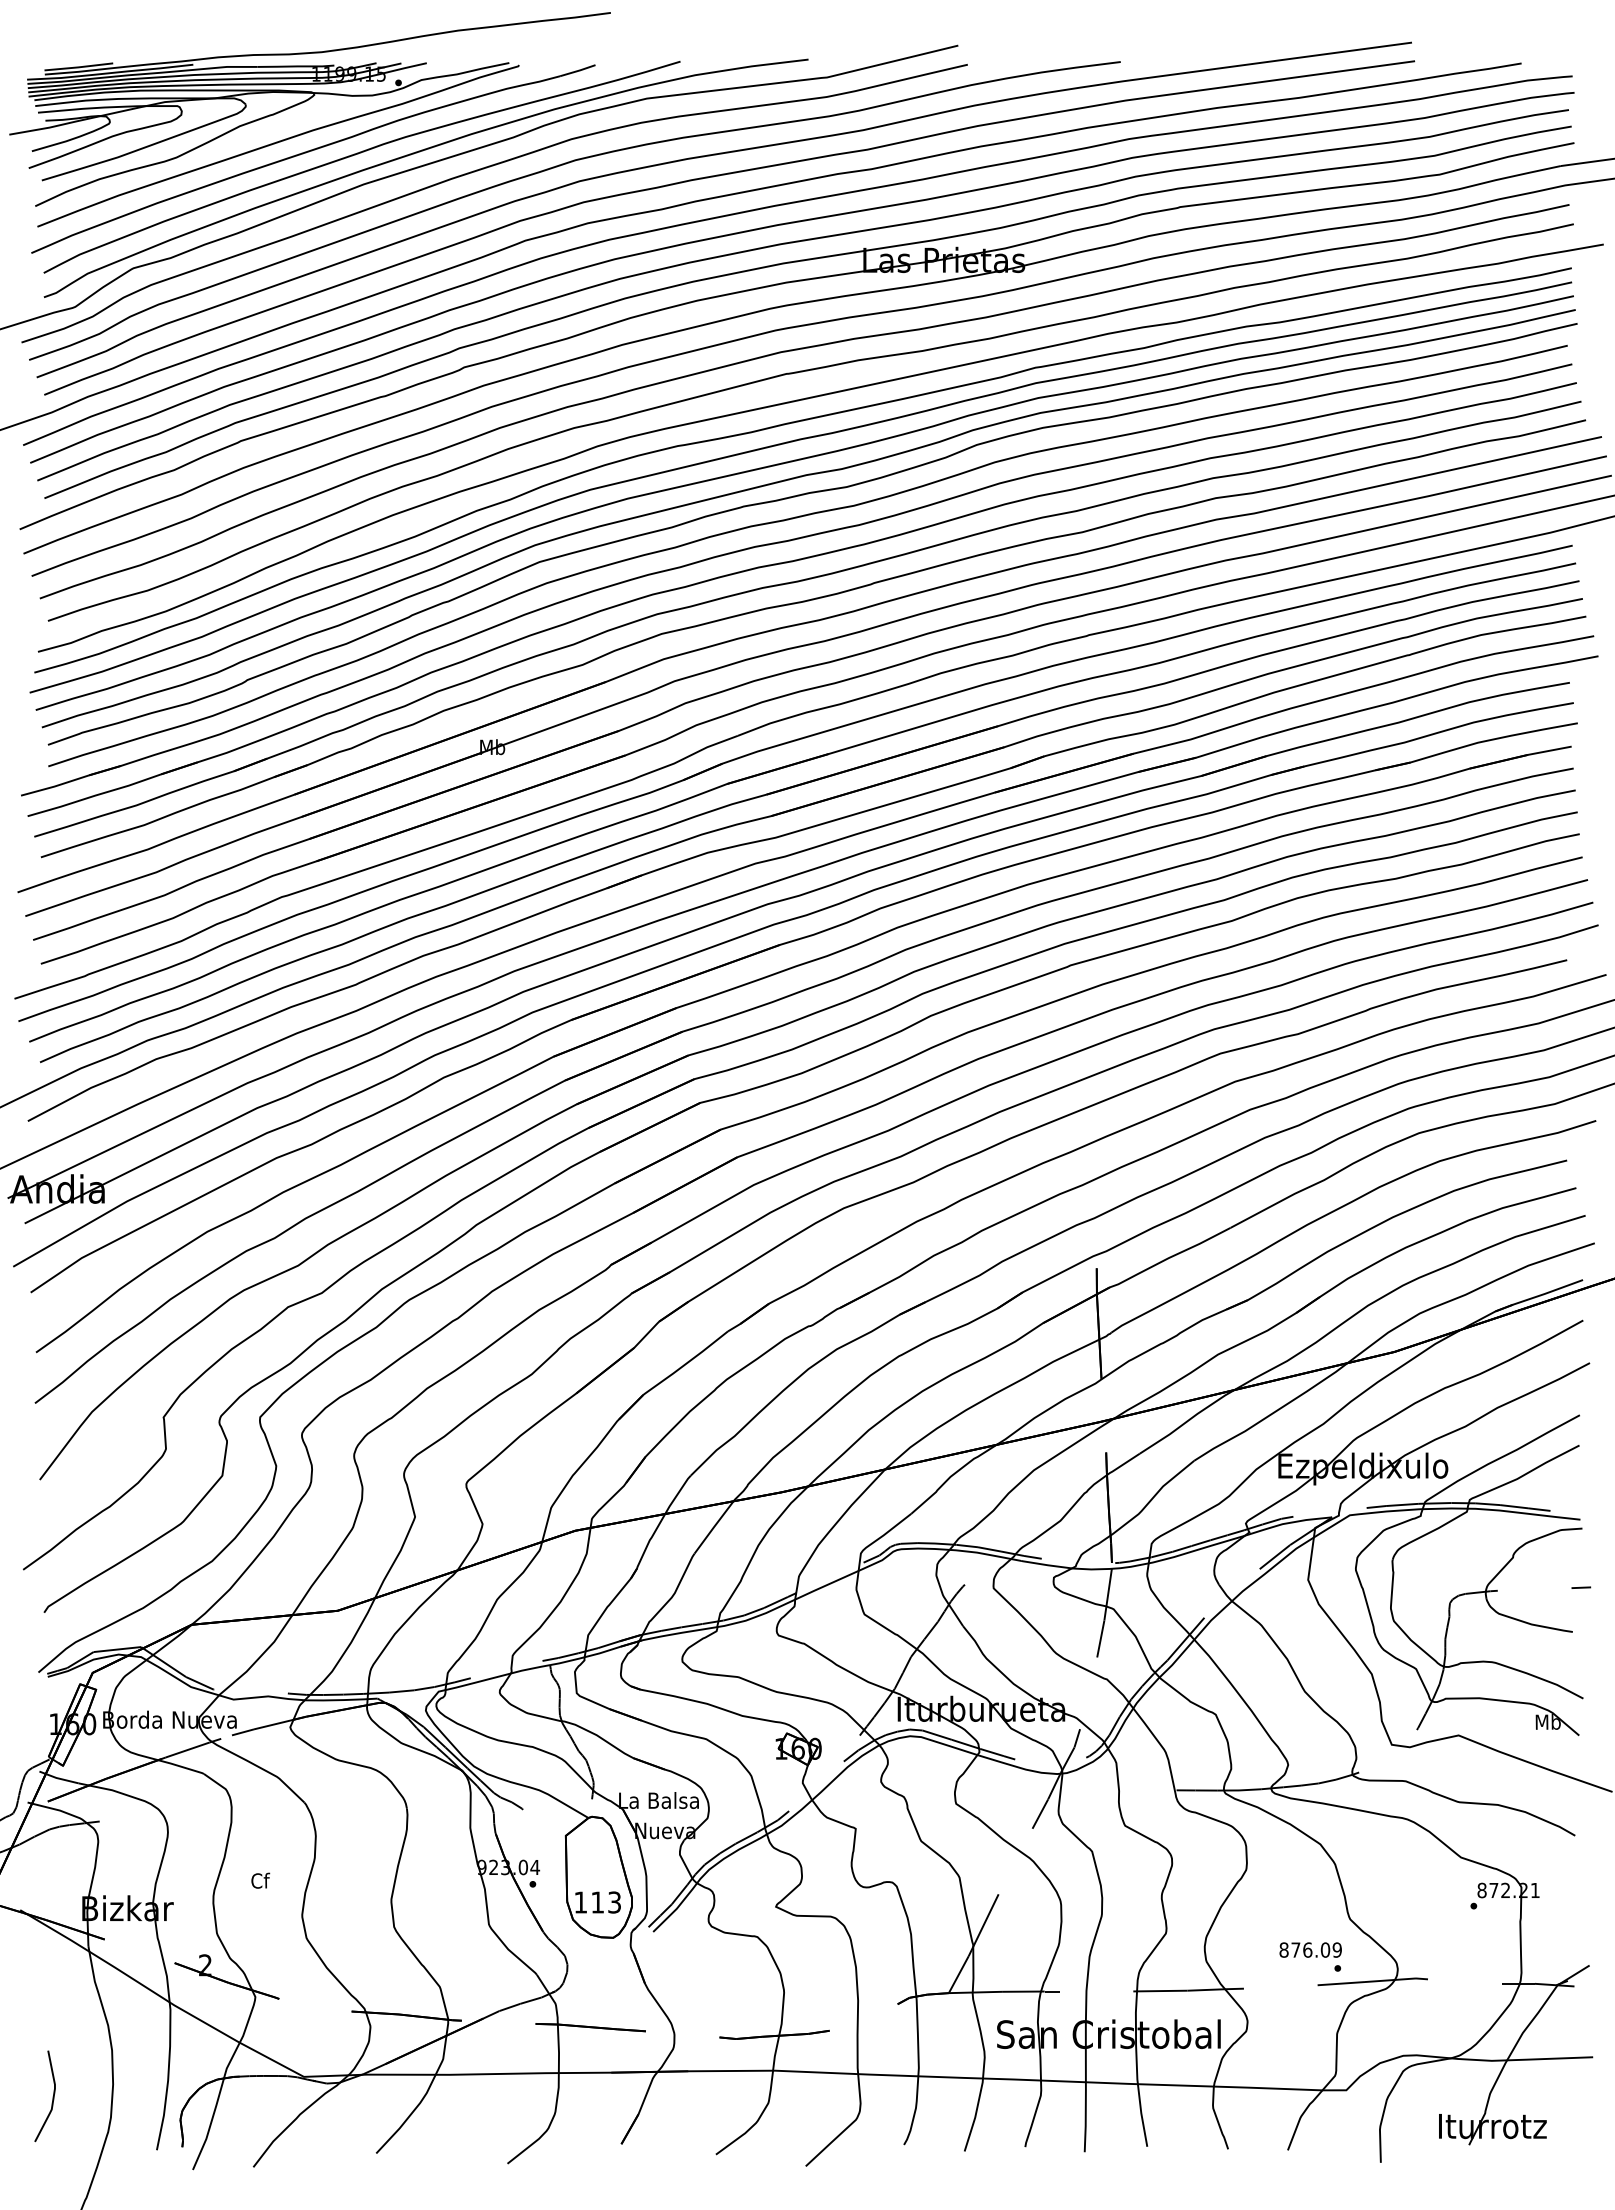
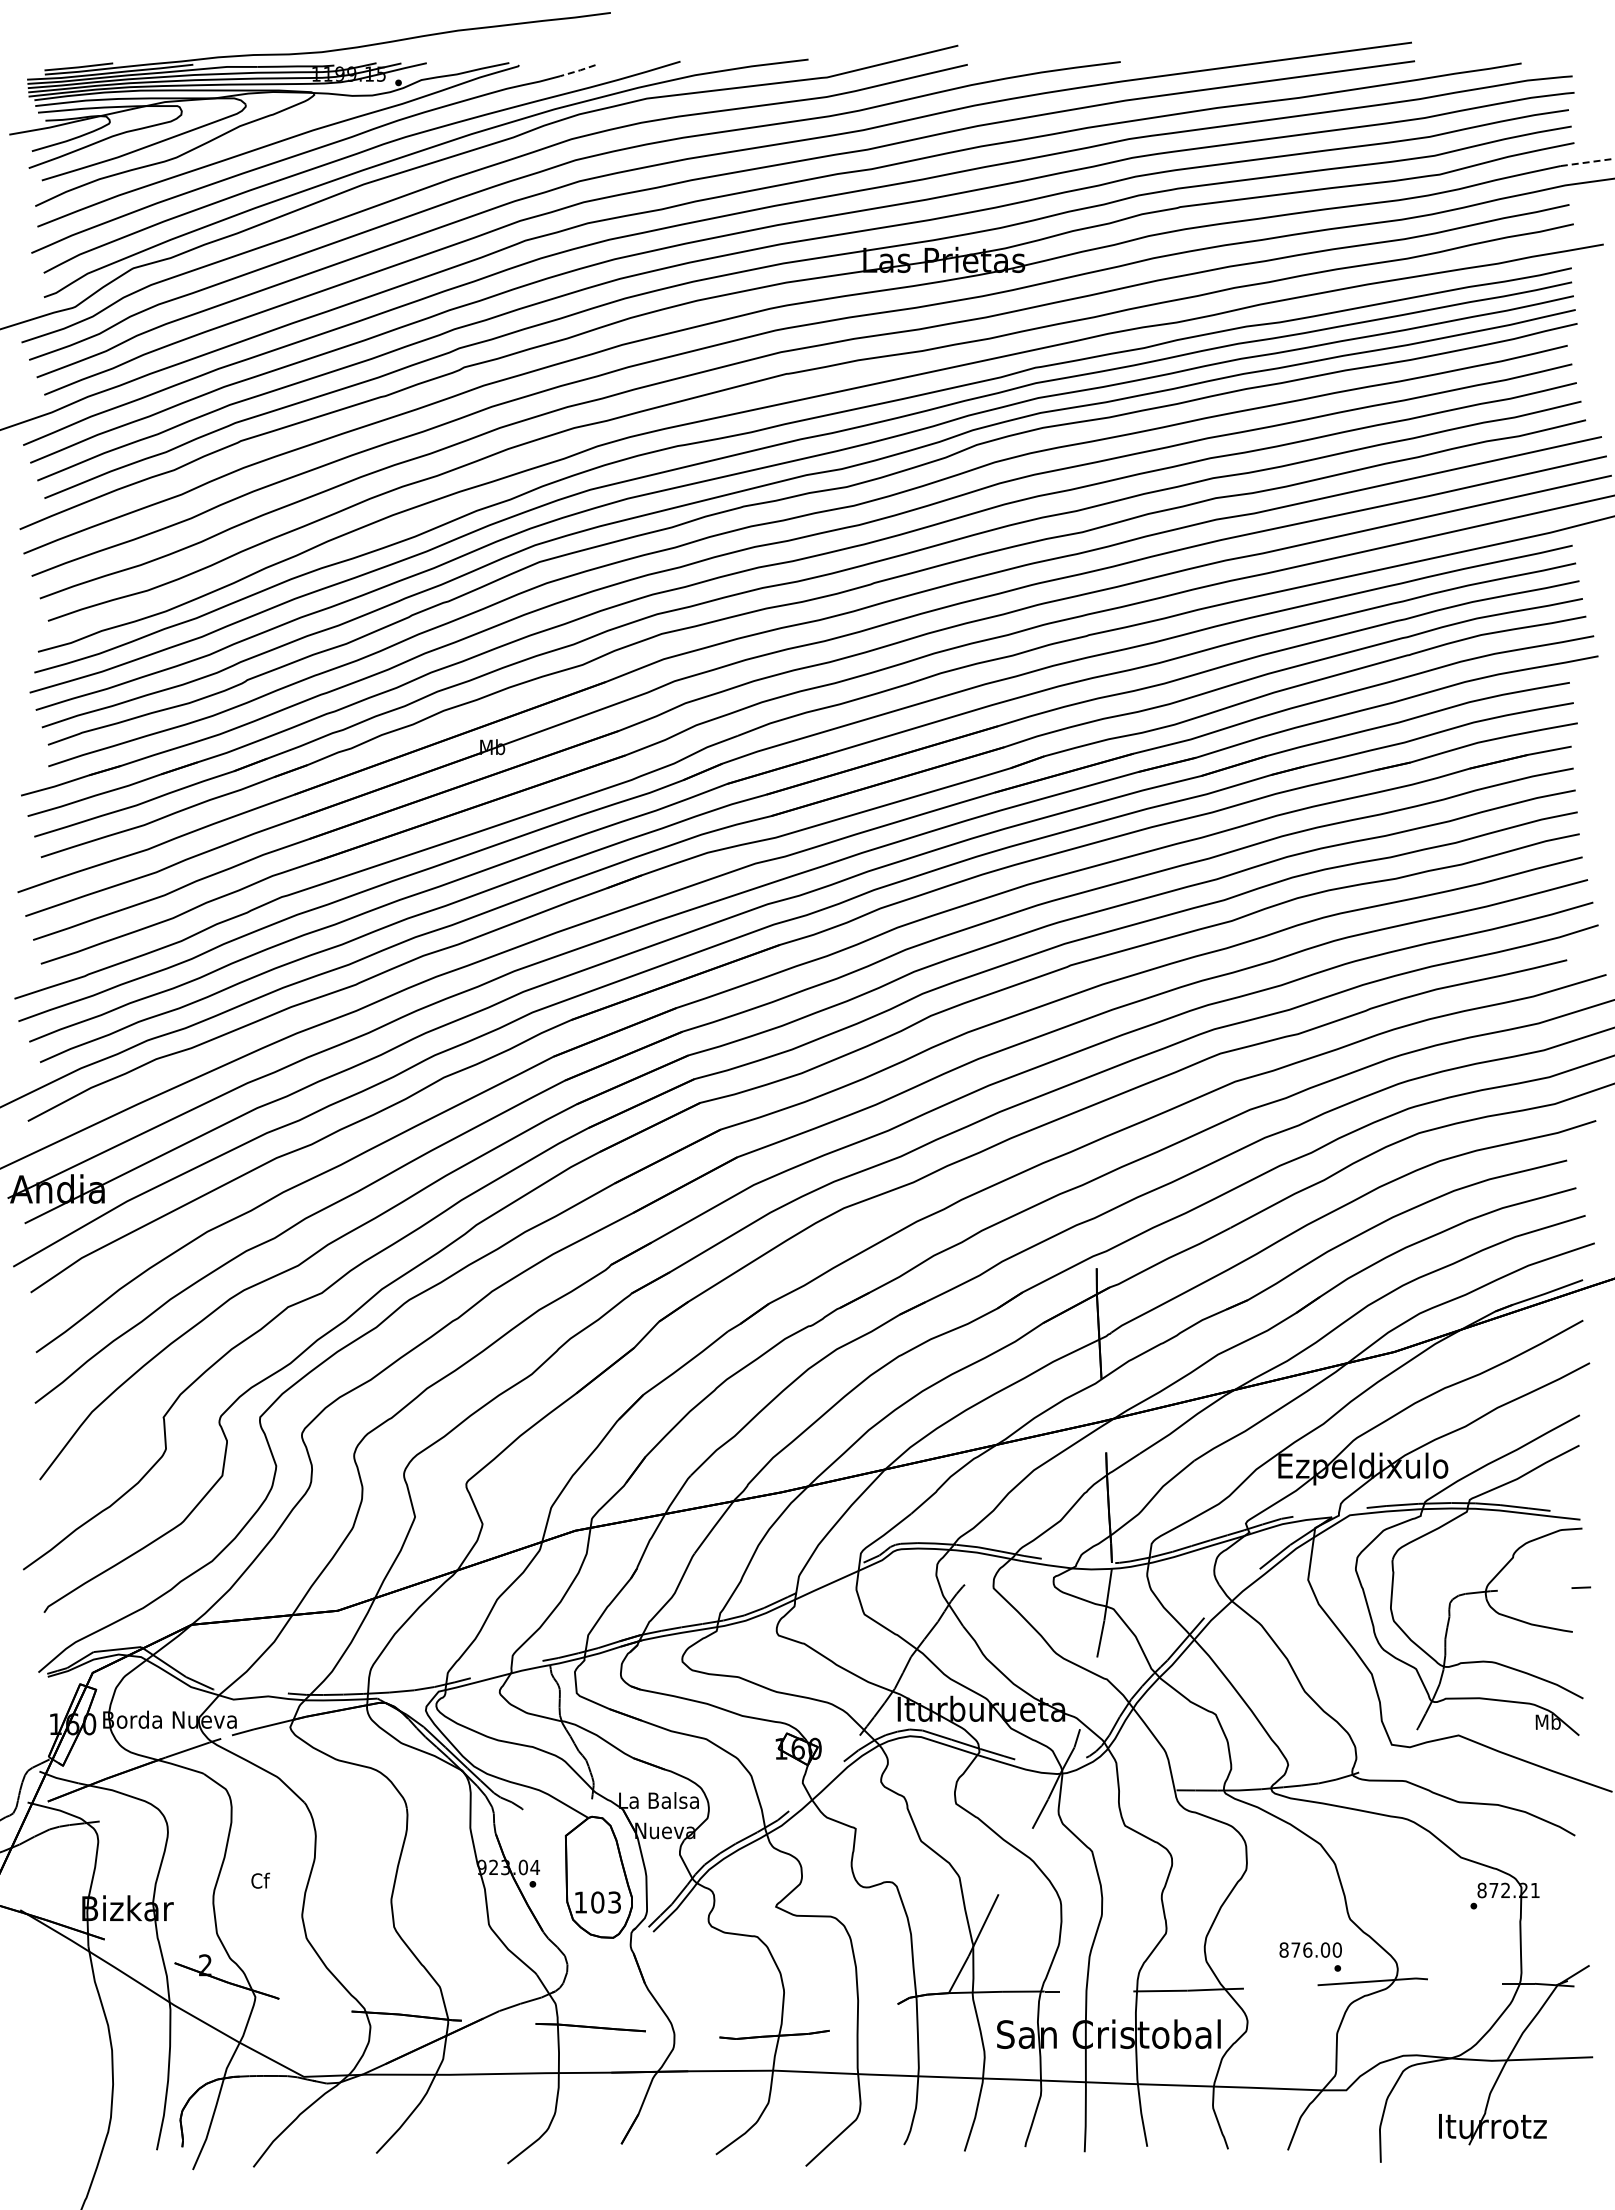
line: solid -> dashed (577, 71)
line: solid -> dashed (1587, 162)
text: 113 -> 103 (597, 1902)
text: 876.09 -> 876.00 (1336, 1949)
curve: present -> none (52, 2096)
